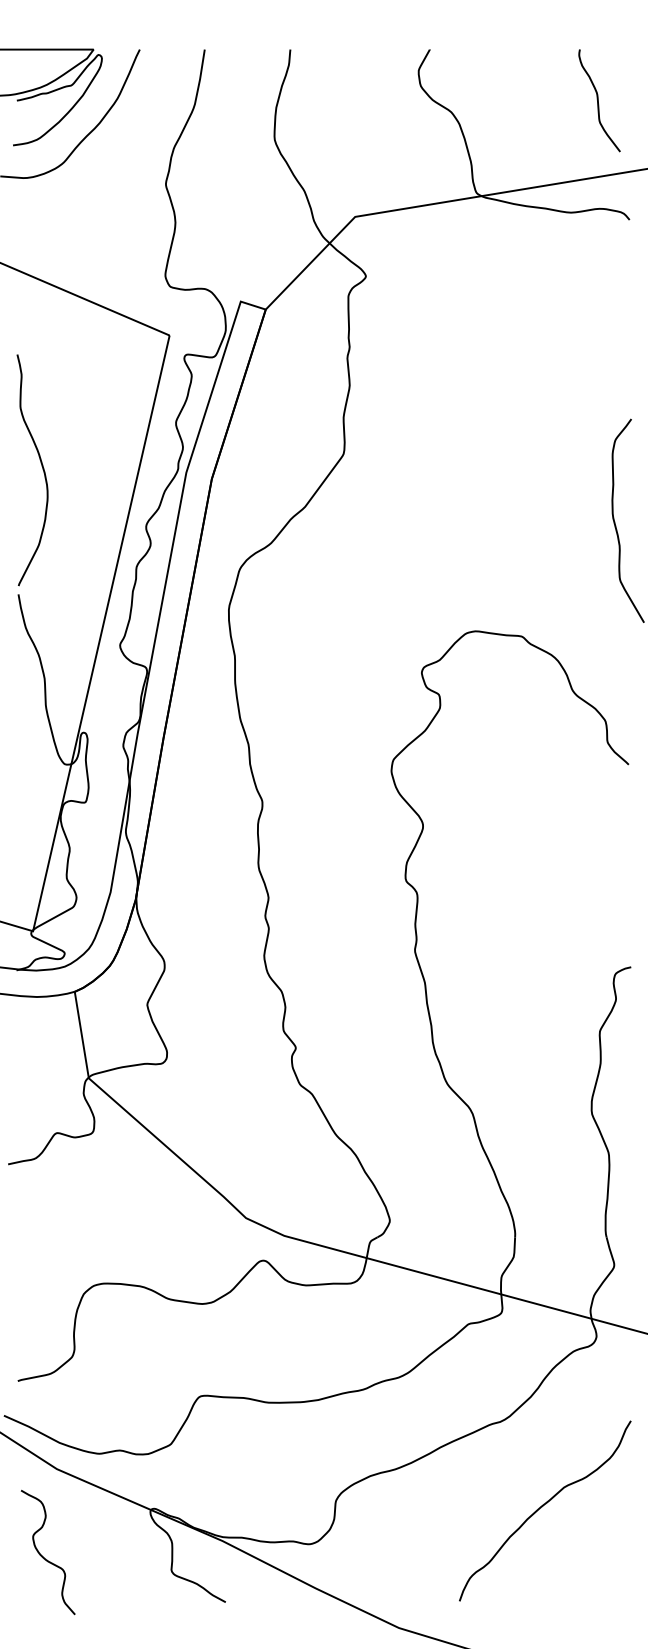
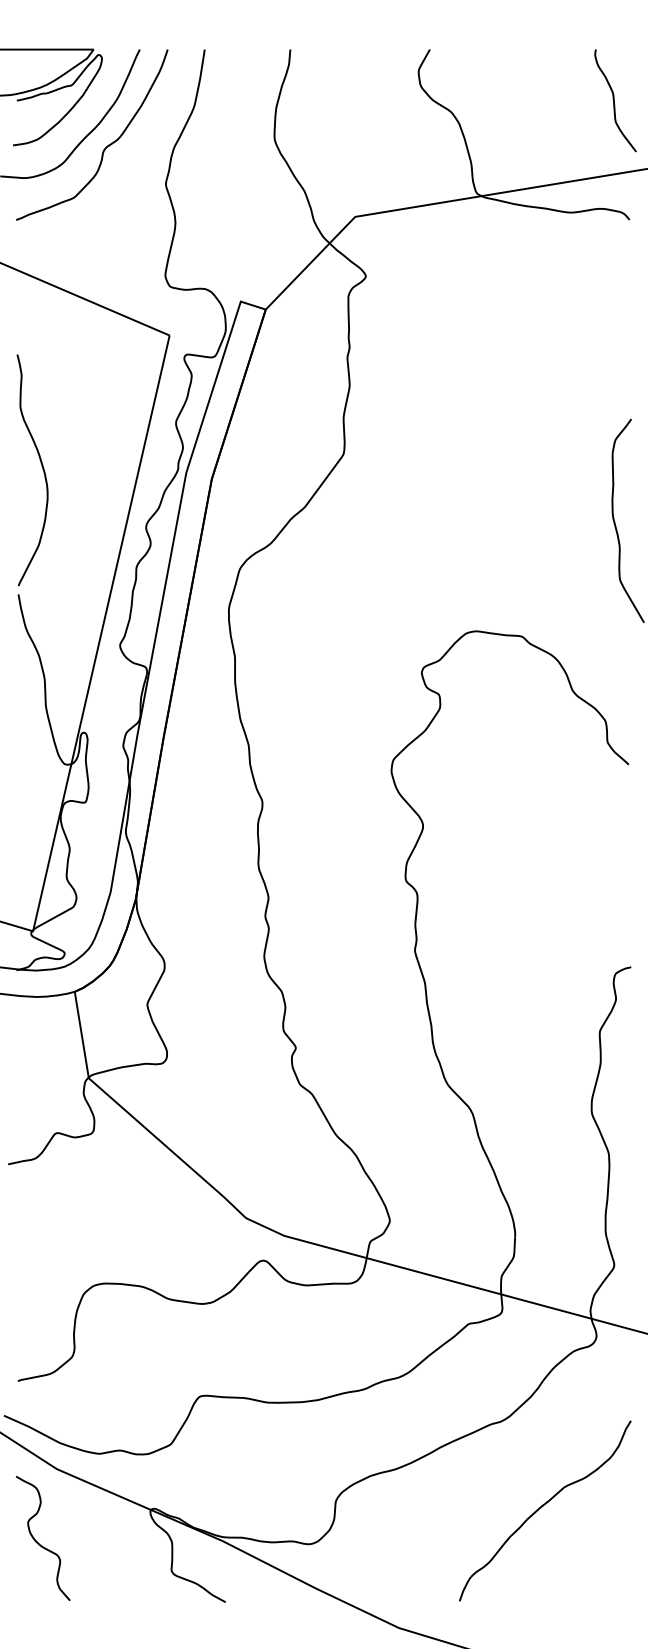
curve position: (598, 100) -> (614, 100) (614, 100)
curve: none -> present (105, 147)
curve position: (43, 1556) -> (38, 1542) (38, 1542)
